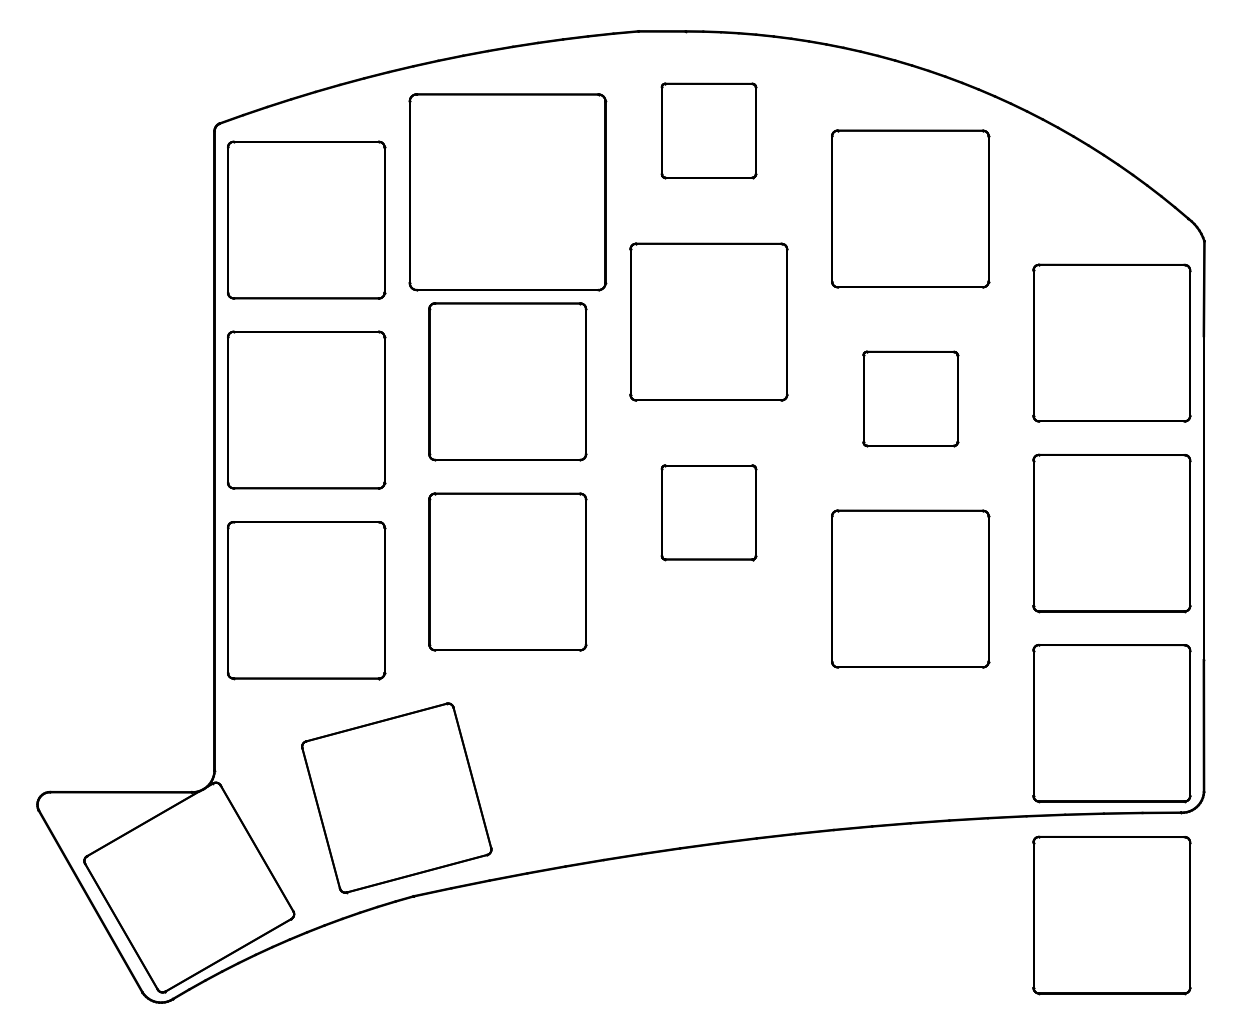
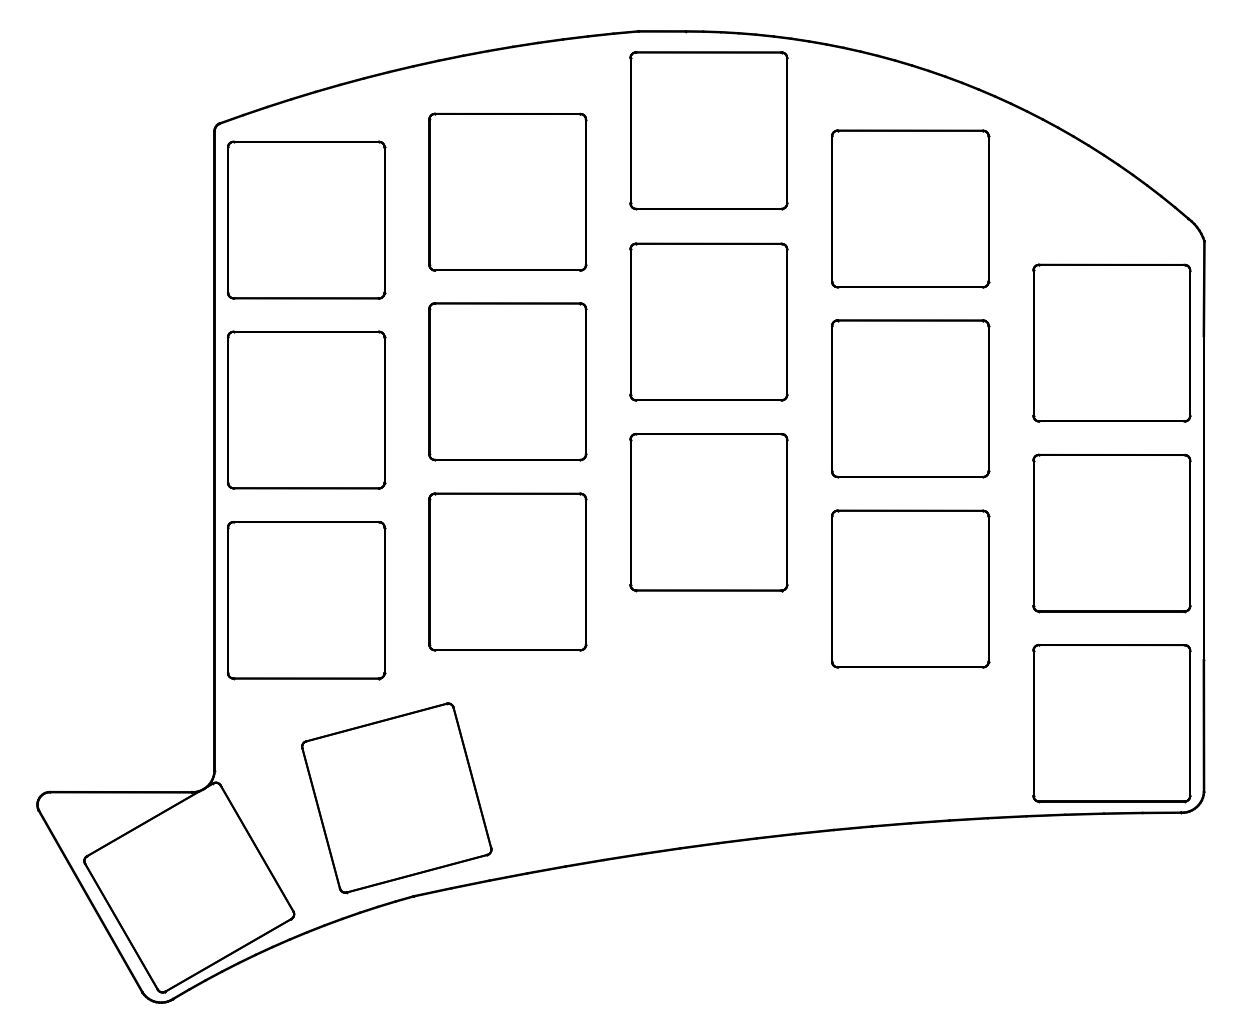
part size: 98x98 px -> 160x160 px (708, 130)
part size: 200x199 px -> 160x160 px (507, 191)
part size: 98x98 px -> 160x160 px (910, 398)
part size: 98x98 px -> 160x160 px (708, 512)
part: present -> none (1111, 915)
